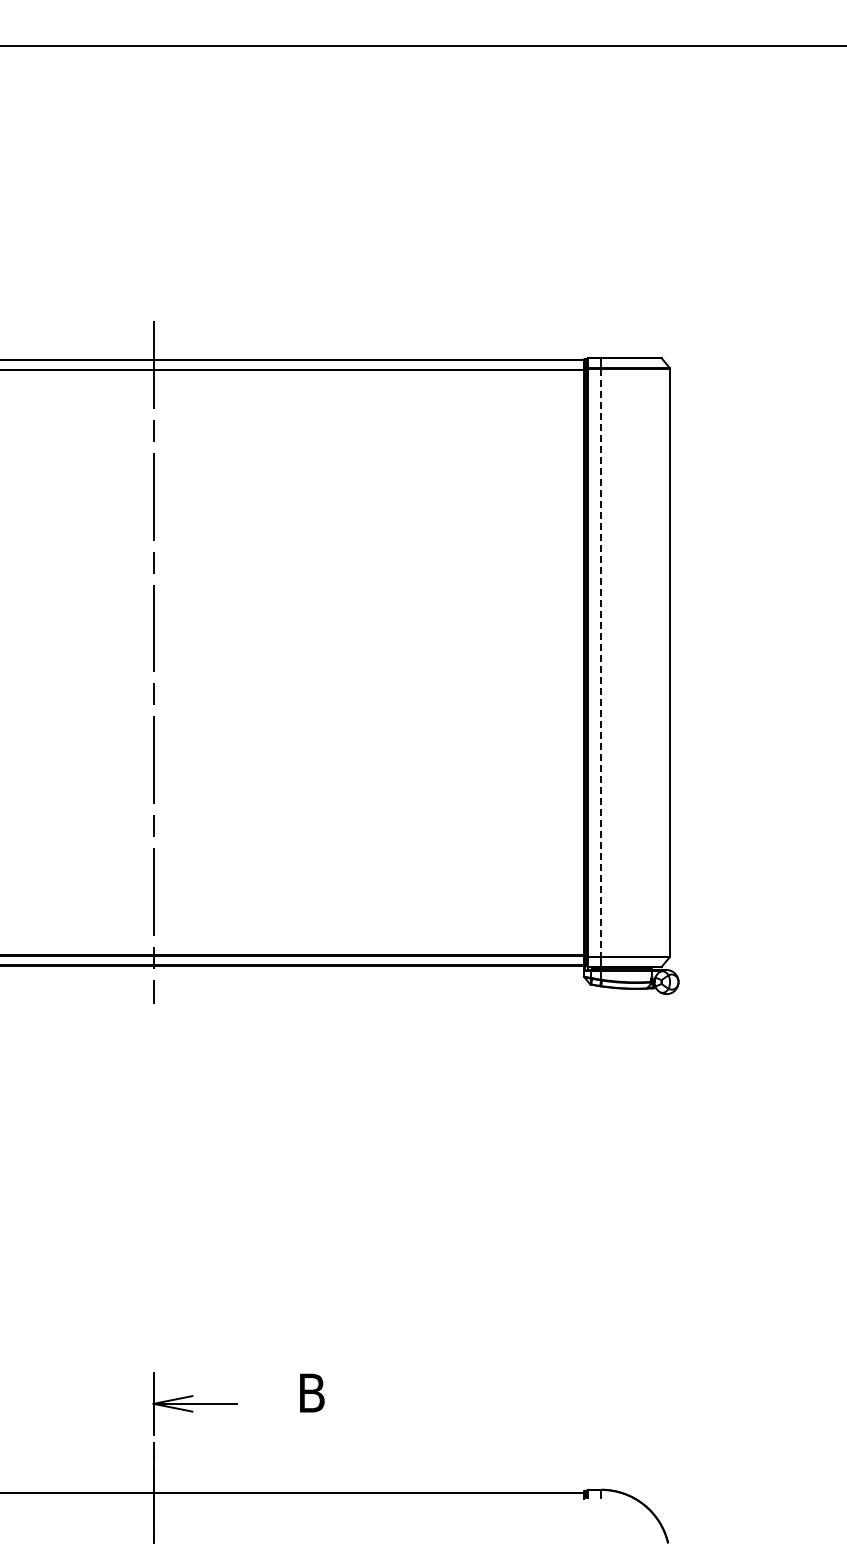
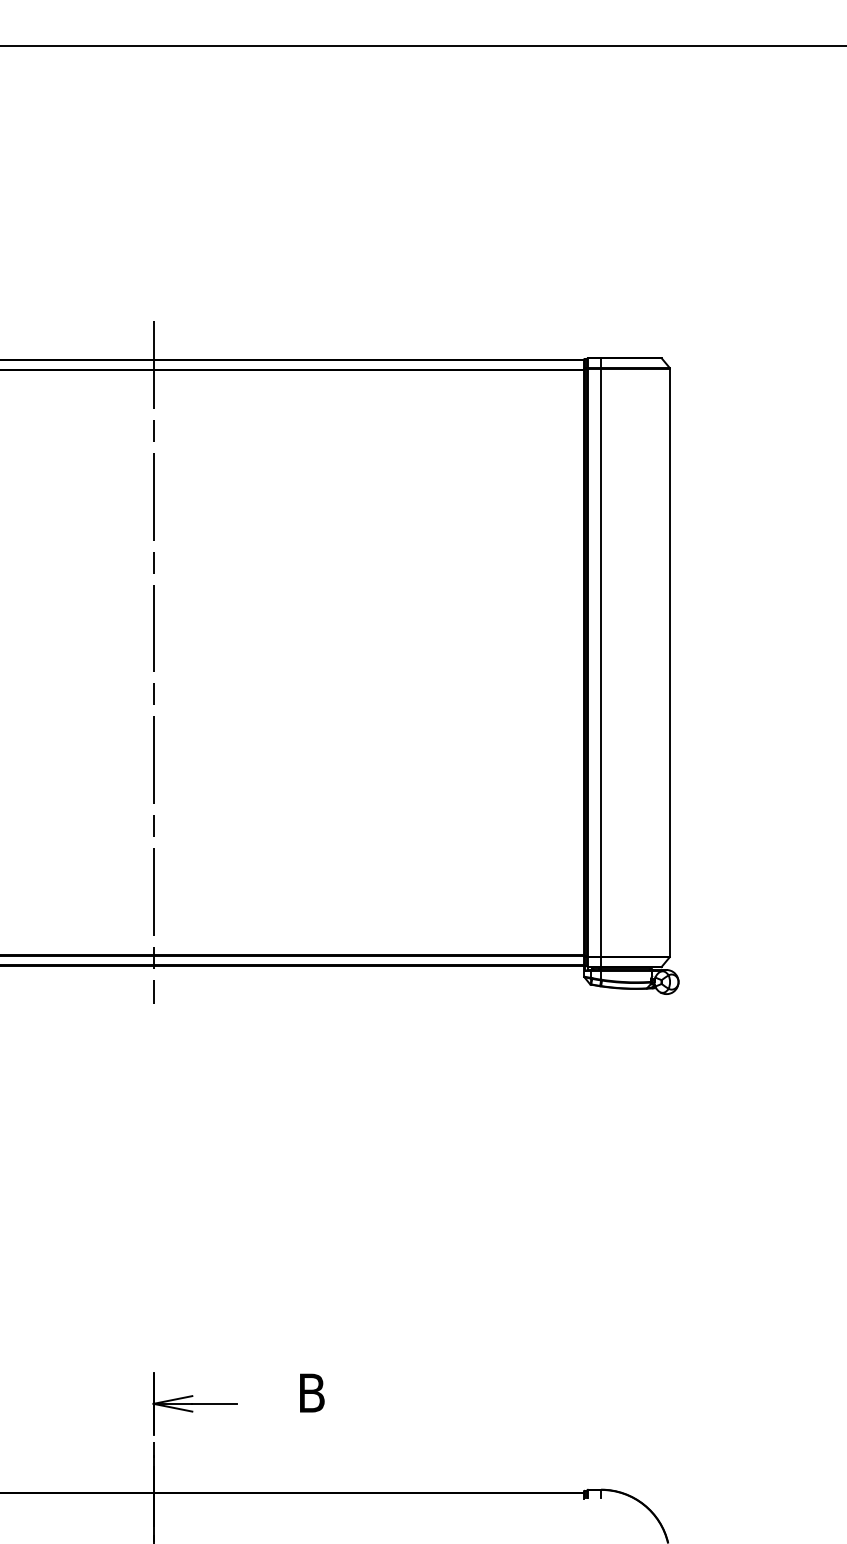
line: dashed -> solid (601, 662)
